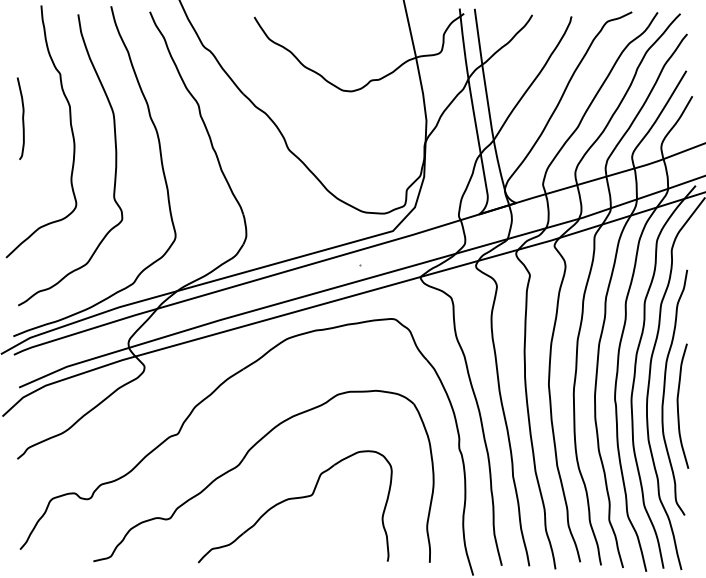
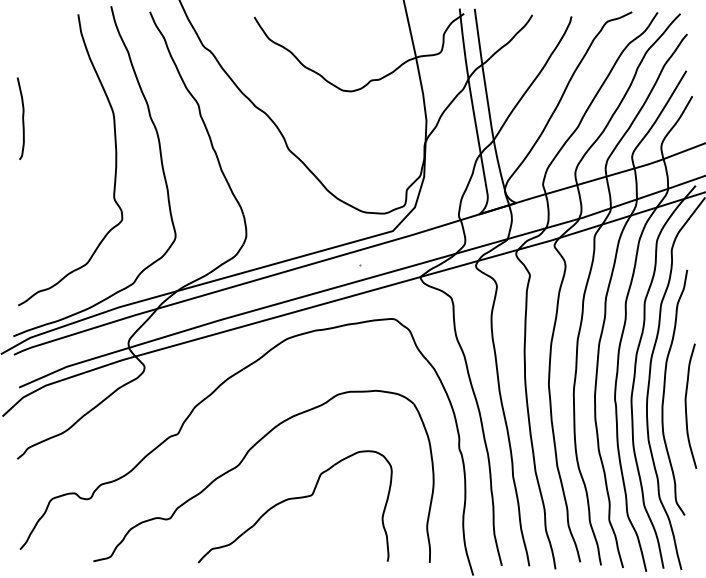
curve: present -> none (70, 128)
curve position: (678, 405) -> (686, 405) (686, 405)
